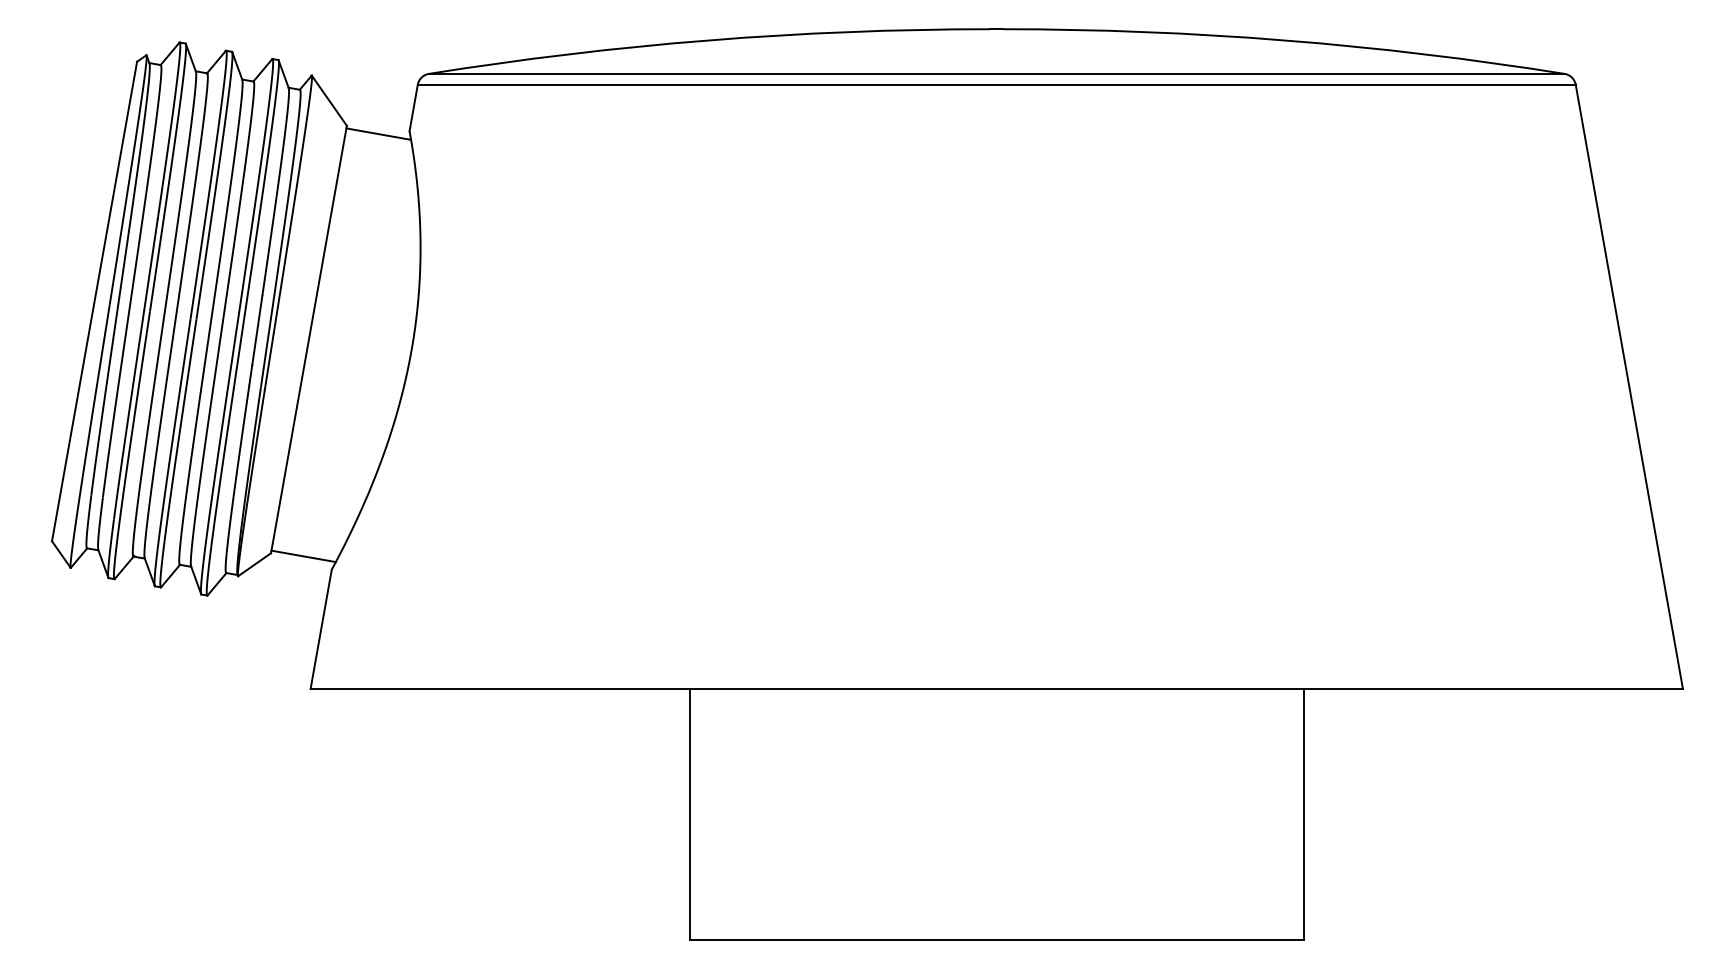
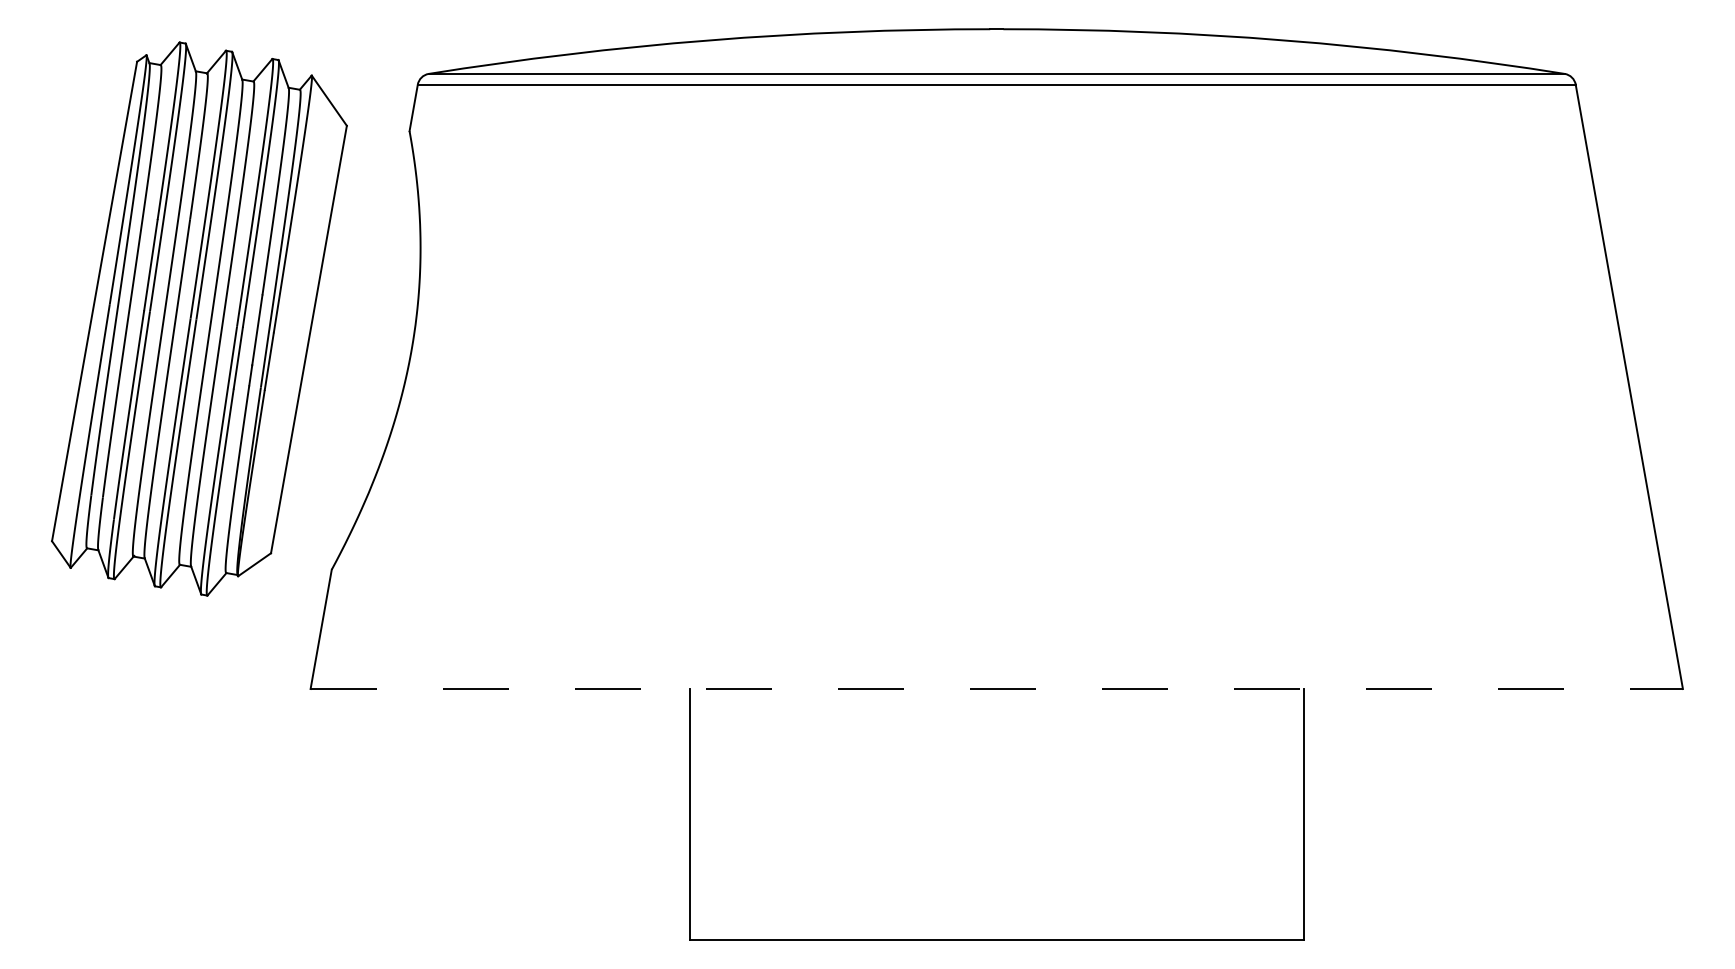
line: present -> none (378, 133)
line: present -> none (303, 556)
line: solid -> dashed (997, 689)
